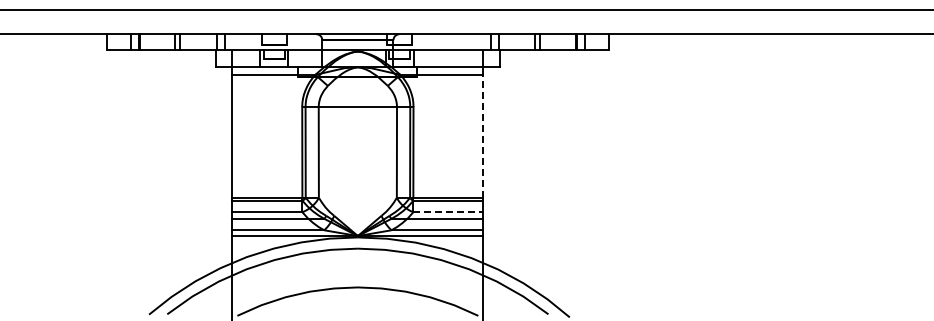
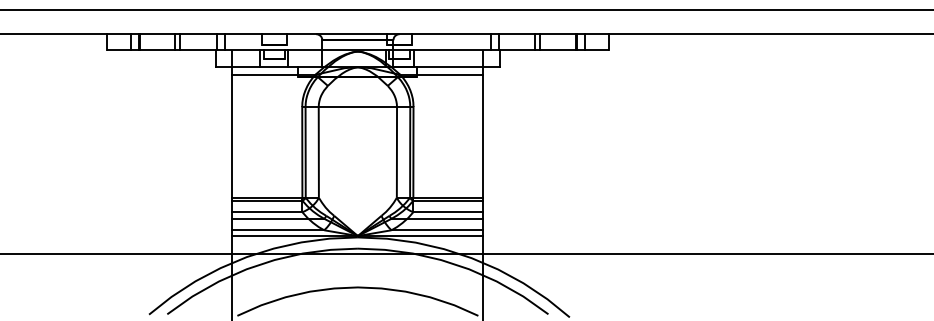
line: dashed -> solid (483, 135)
line: dashed -> solid (448, 212)
line: none -> present (466, 253)
